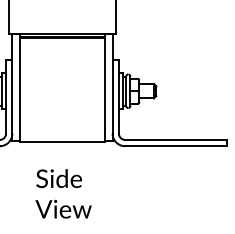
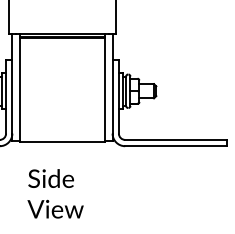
text position: (63, 193) -> (55, 193) (55, 193)
